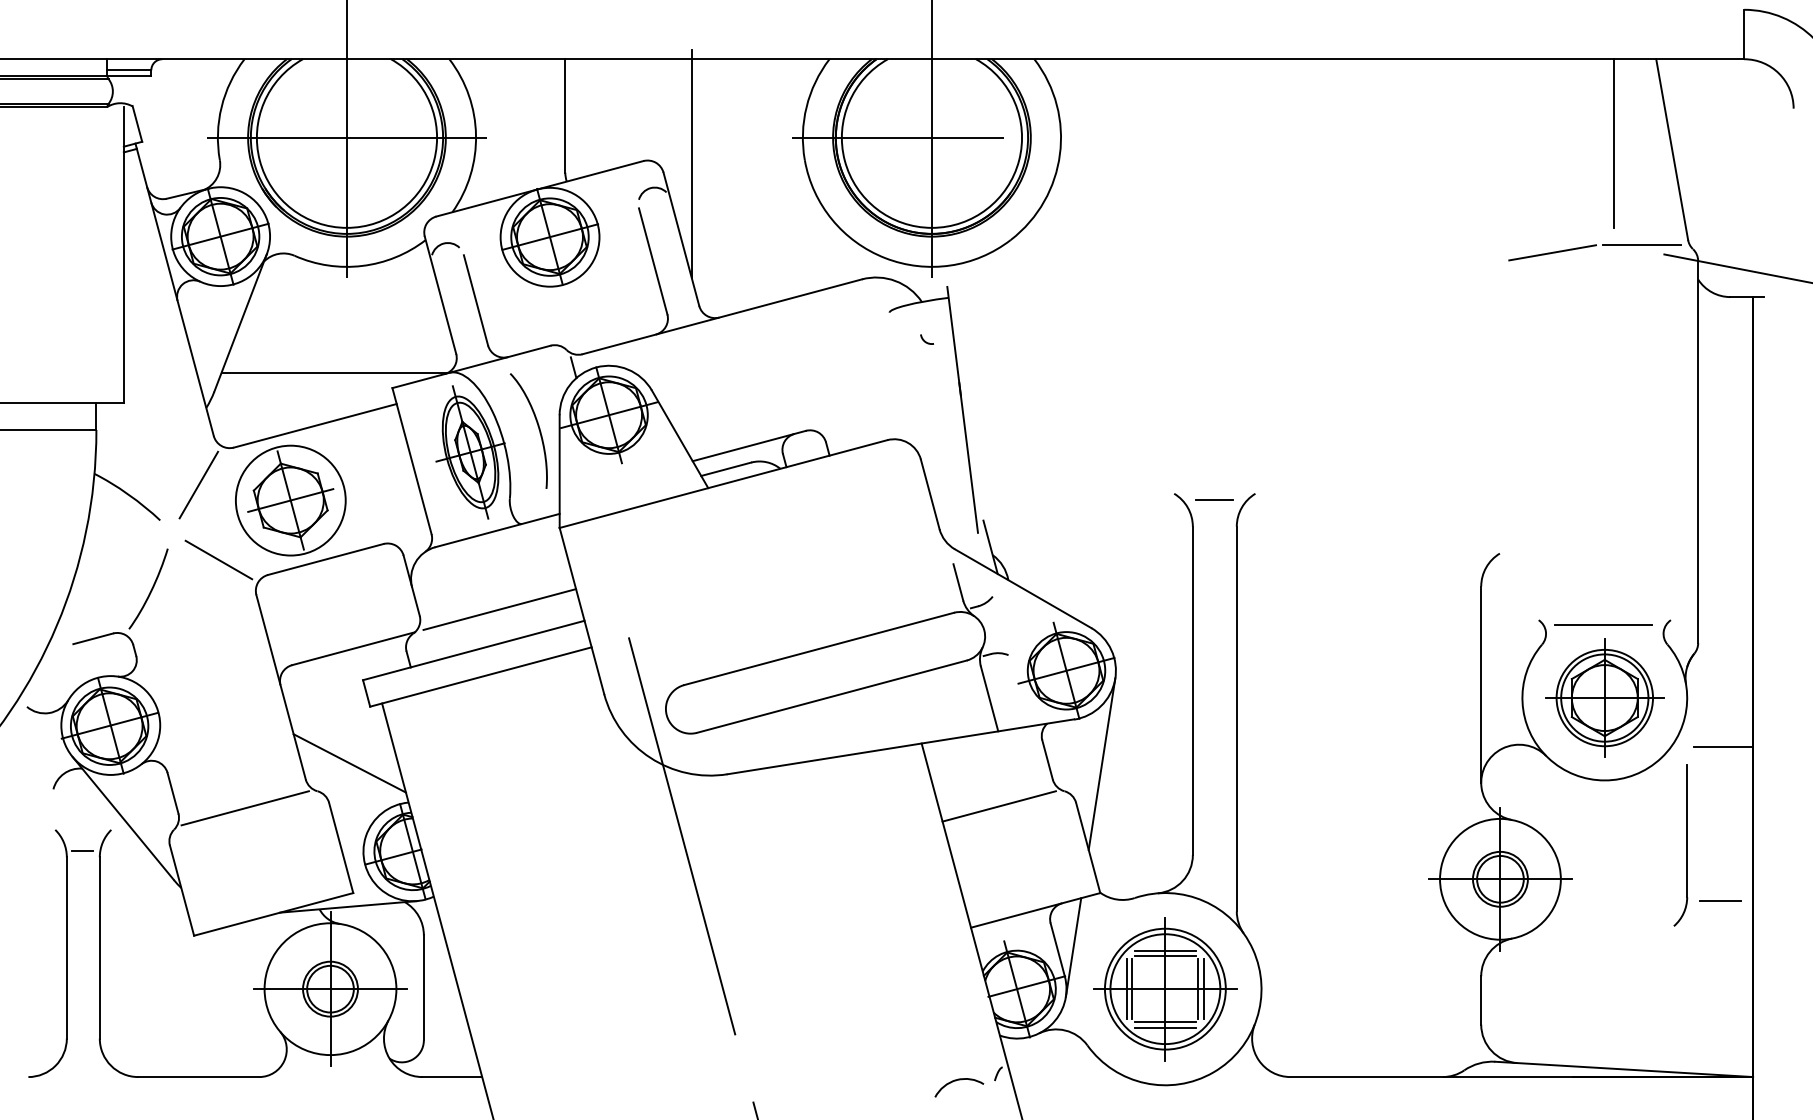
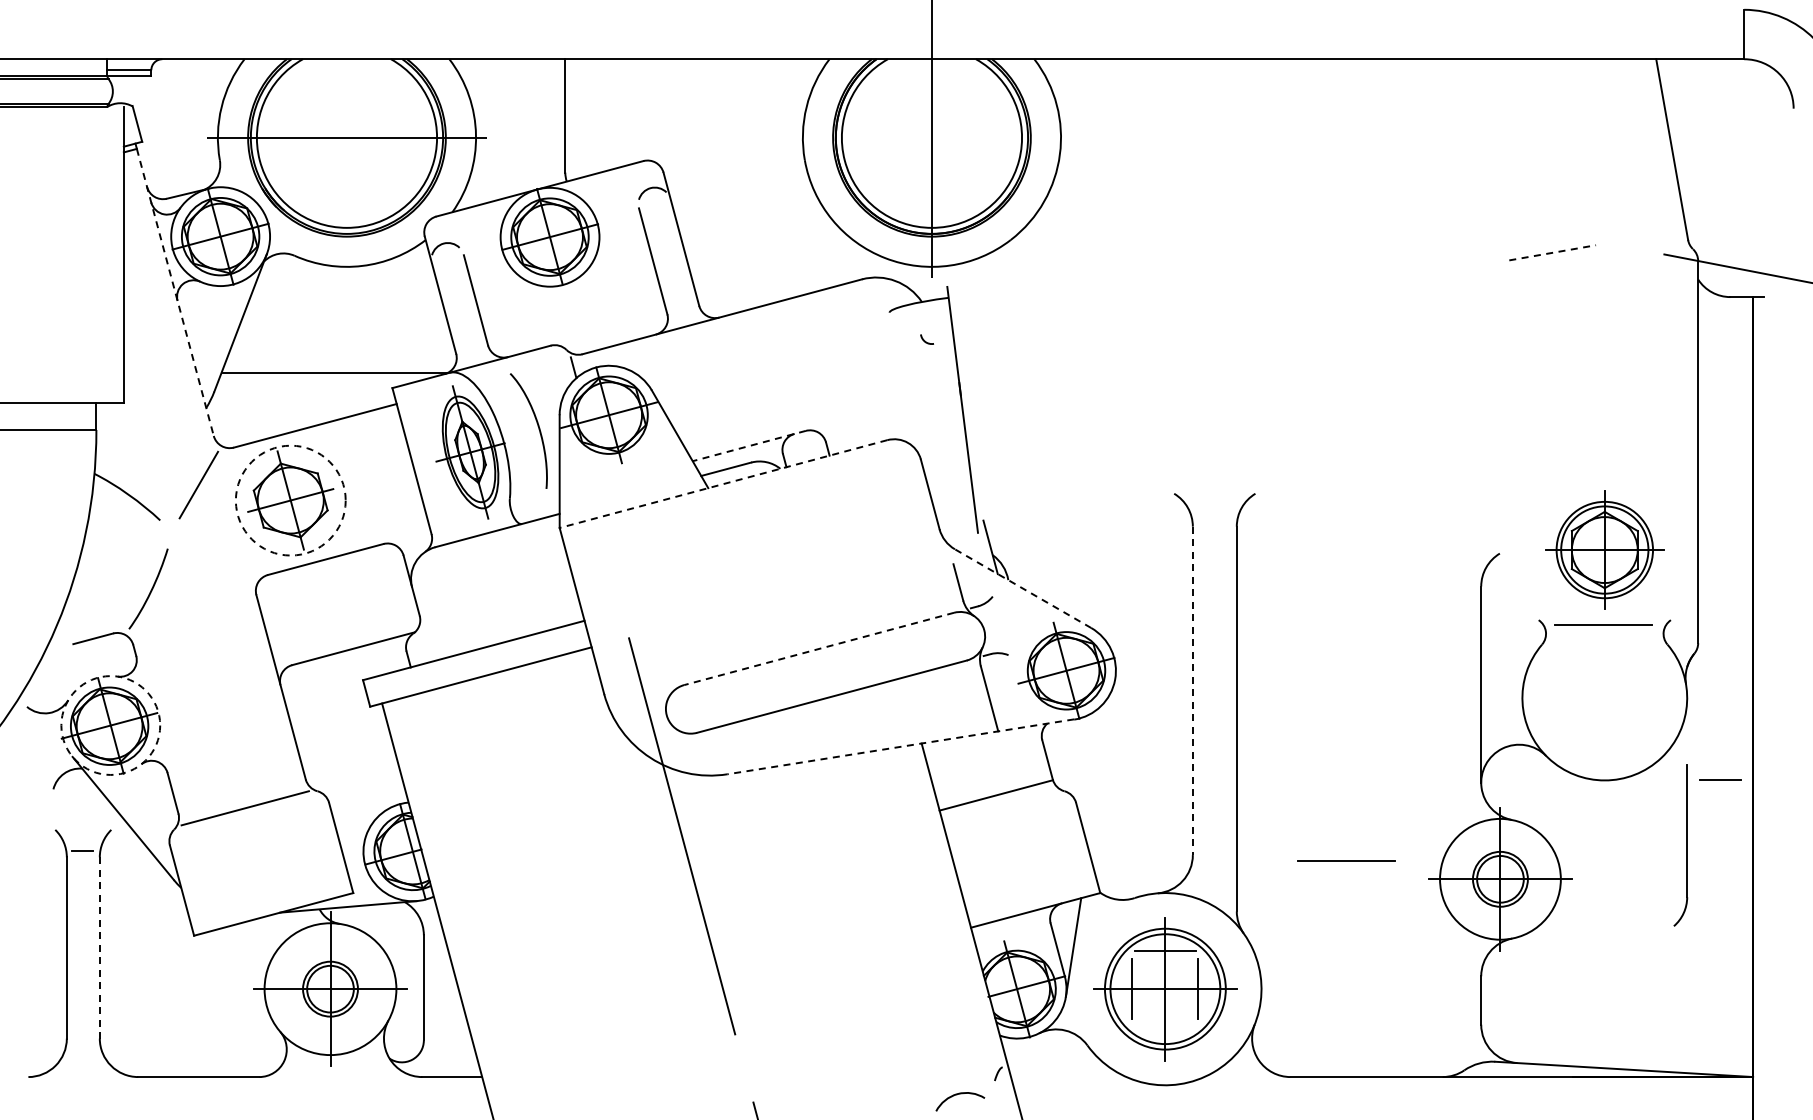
line: present -> none (897, 137)
line: present -> none (346, 139)
line: present -> none (1614, 143)
line: present -> none (691, 163)
line: present -> none (1641, 244)
line: solid -> dashed (1553, 252)
line: solid -> dashed (175, 292)
line: solid -> dashed (749, 446)
line: solid -> dashed (723, 484)
line: present -> none (1214, 499)
circle: solid -> dashed (290, 500)
line: present -> none (218, 559)
line: solid -> dashed (1023, 588)
line: present -> none (499, 609)
line: solid -> dashed (819, 648)
line: solid -> dashed (1192, 691)
part position: (1604, 697) -> (1604, 549) (1604, 549)
circle: solid -> dashed (110, 725)
line: solid -> dashed (900, 746)
line: present -> none (1723, 747)
line: present -> none (349, 763)
line: present -> none (1101, 763)
line position: (998, 806) -> (995, 795) (995, 795)
line: none -> present (1346, 860)
line position: (1720, 900) -> (1720, 779) (1720, 779)
line: solid -> dashed (99, 947)
line: present -> none (1165, 956)
line: present -> none (1126, 988)
line: present -> none (1203, 988)
line: present -> none (1165, 1022)
line: present -> none (1165, 1027)
arc position: (956, 1081) -> (957, 1095) (957, 1095)
